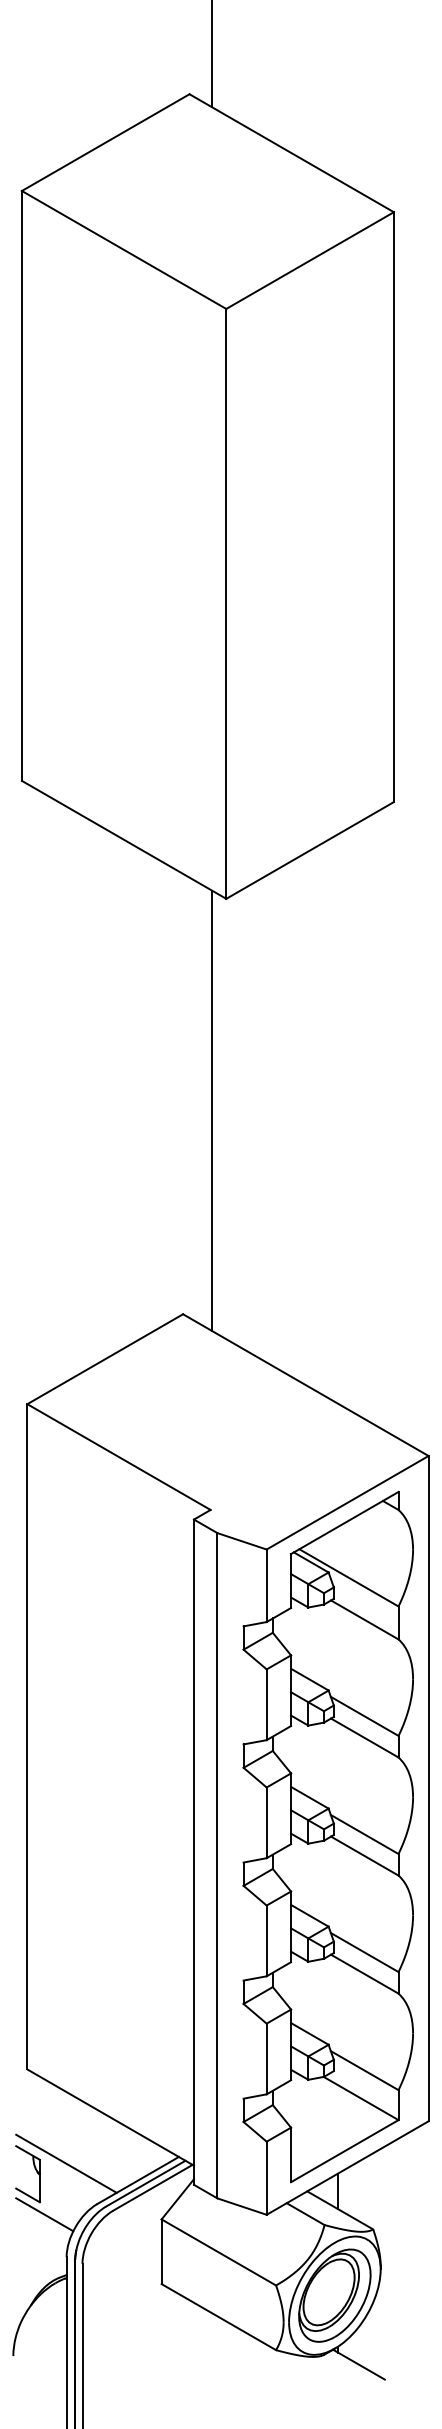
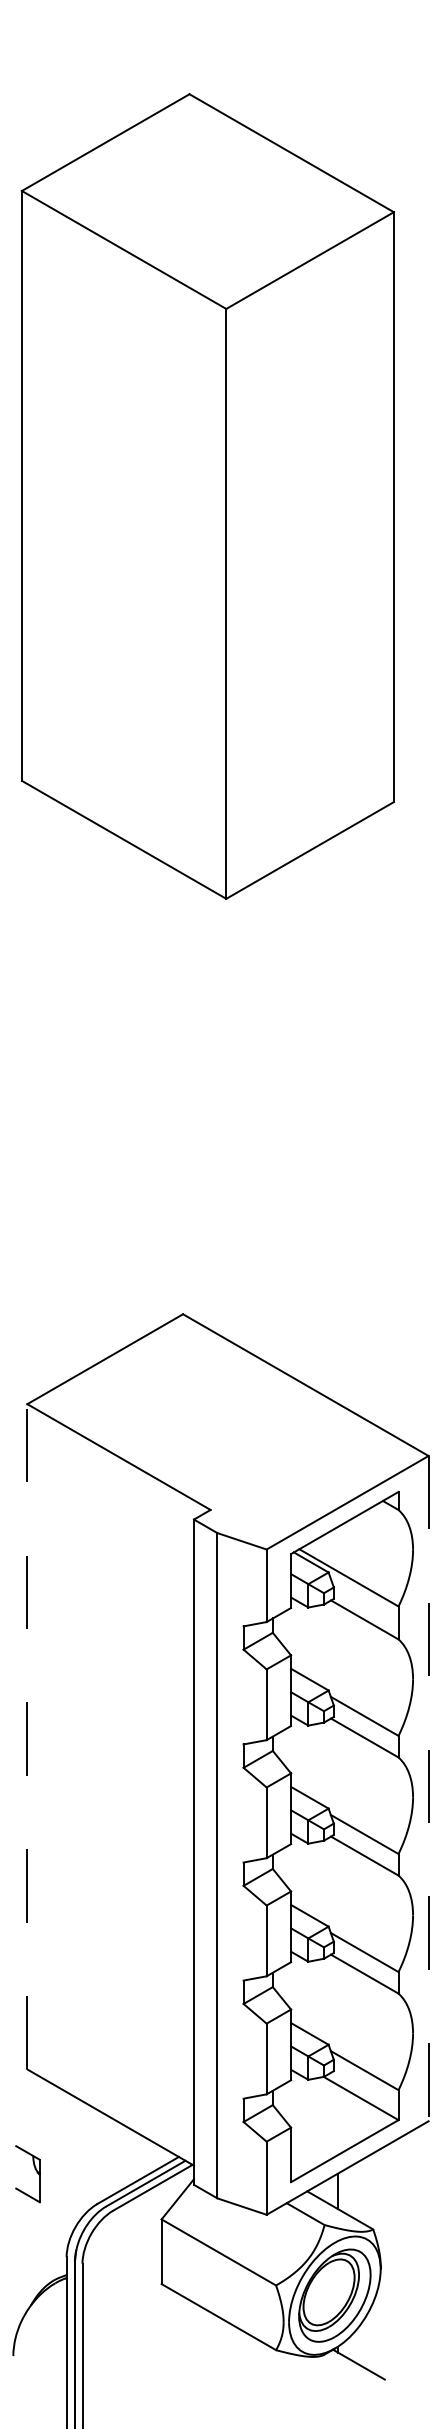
line: present -> none (212, 54)
line: present -> none (212, 1110)
line: solid -> dashed (27, 1736)
line: solid -> dashed (428, 1788)
line: present -> none (66, 2163)
line: present -> none (44, 2214)
